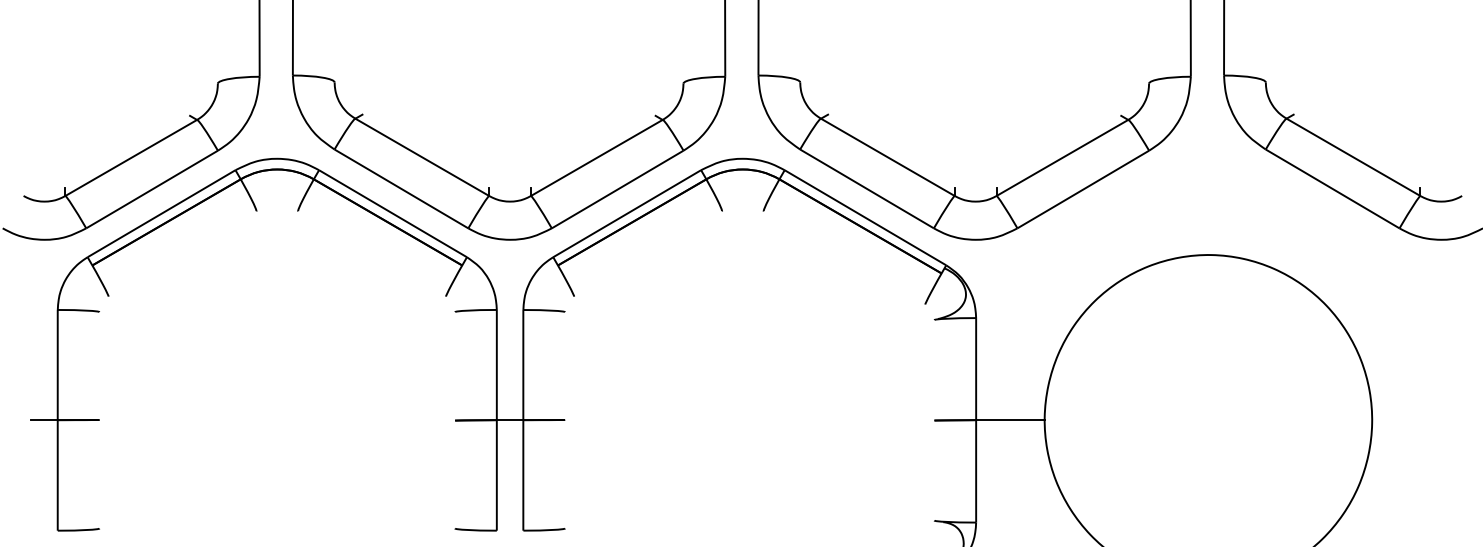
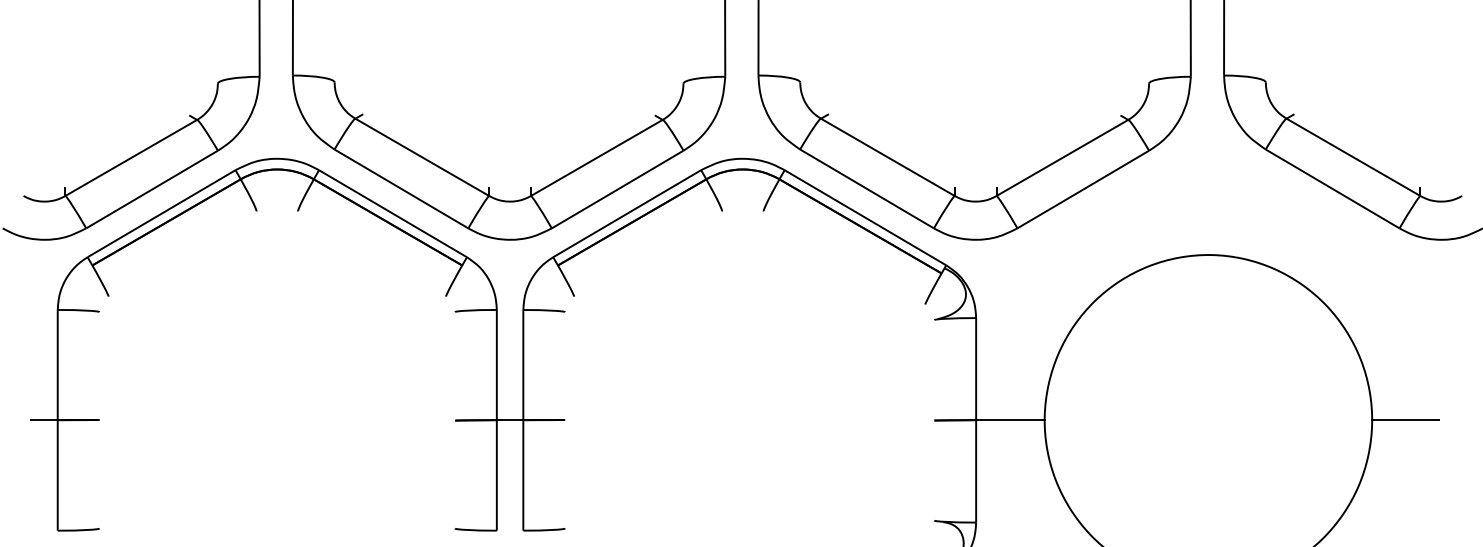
line: none -> present (1404, 420)
